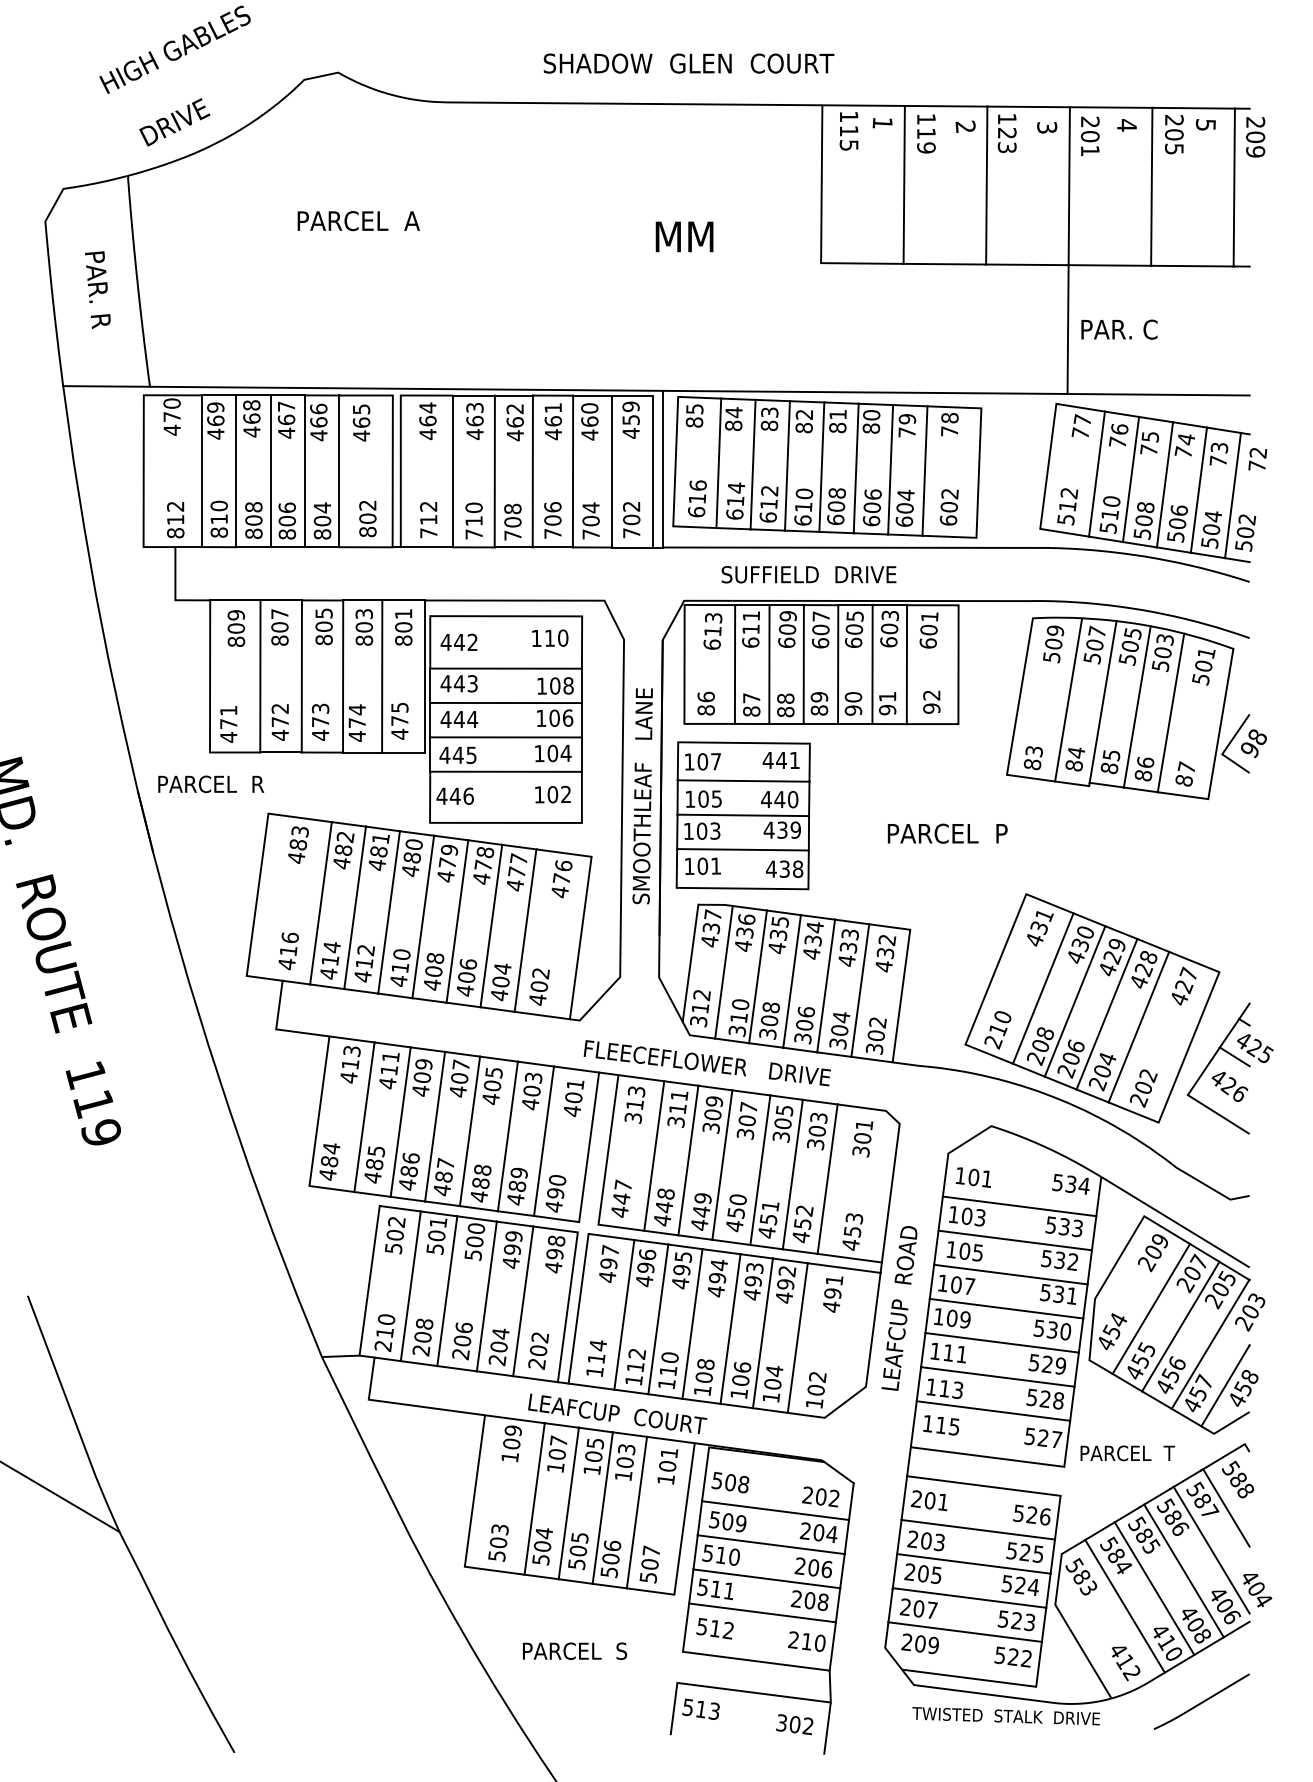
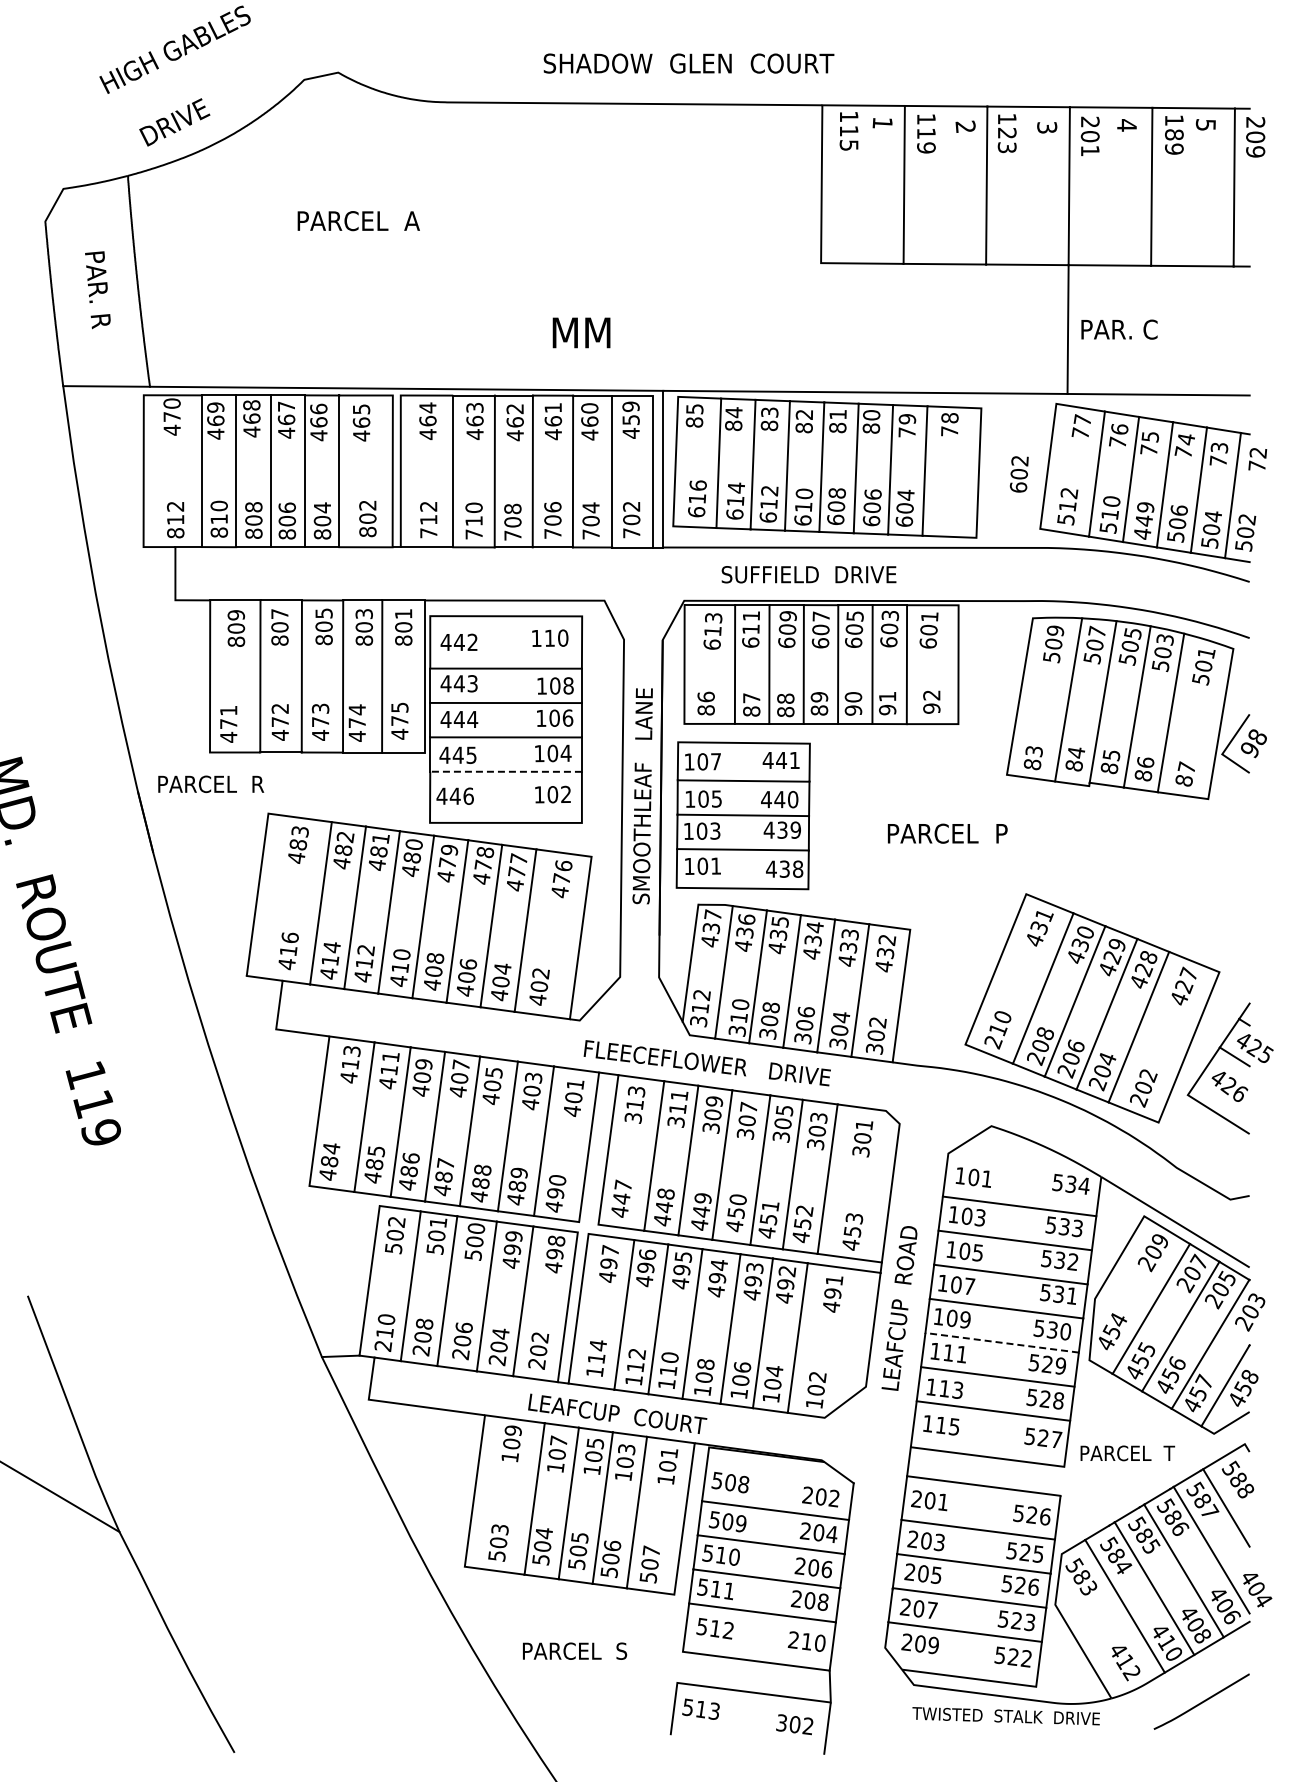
text: 205 -> 189 (1174, 134)
text position: (684, 236) -> (581, 332) (581, 332)
text position: (948, 507) -> (1018, 474) (1018, 474)
text: 508 -> 449 (1143, 520)
line: solid -> dashed (506, 771)
line: solid -> dashed (1001, 1342)
text: 524 -> 526 (1032, 1586)
